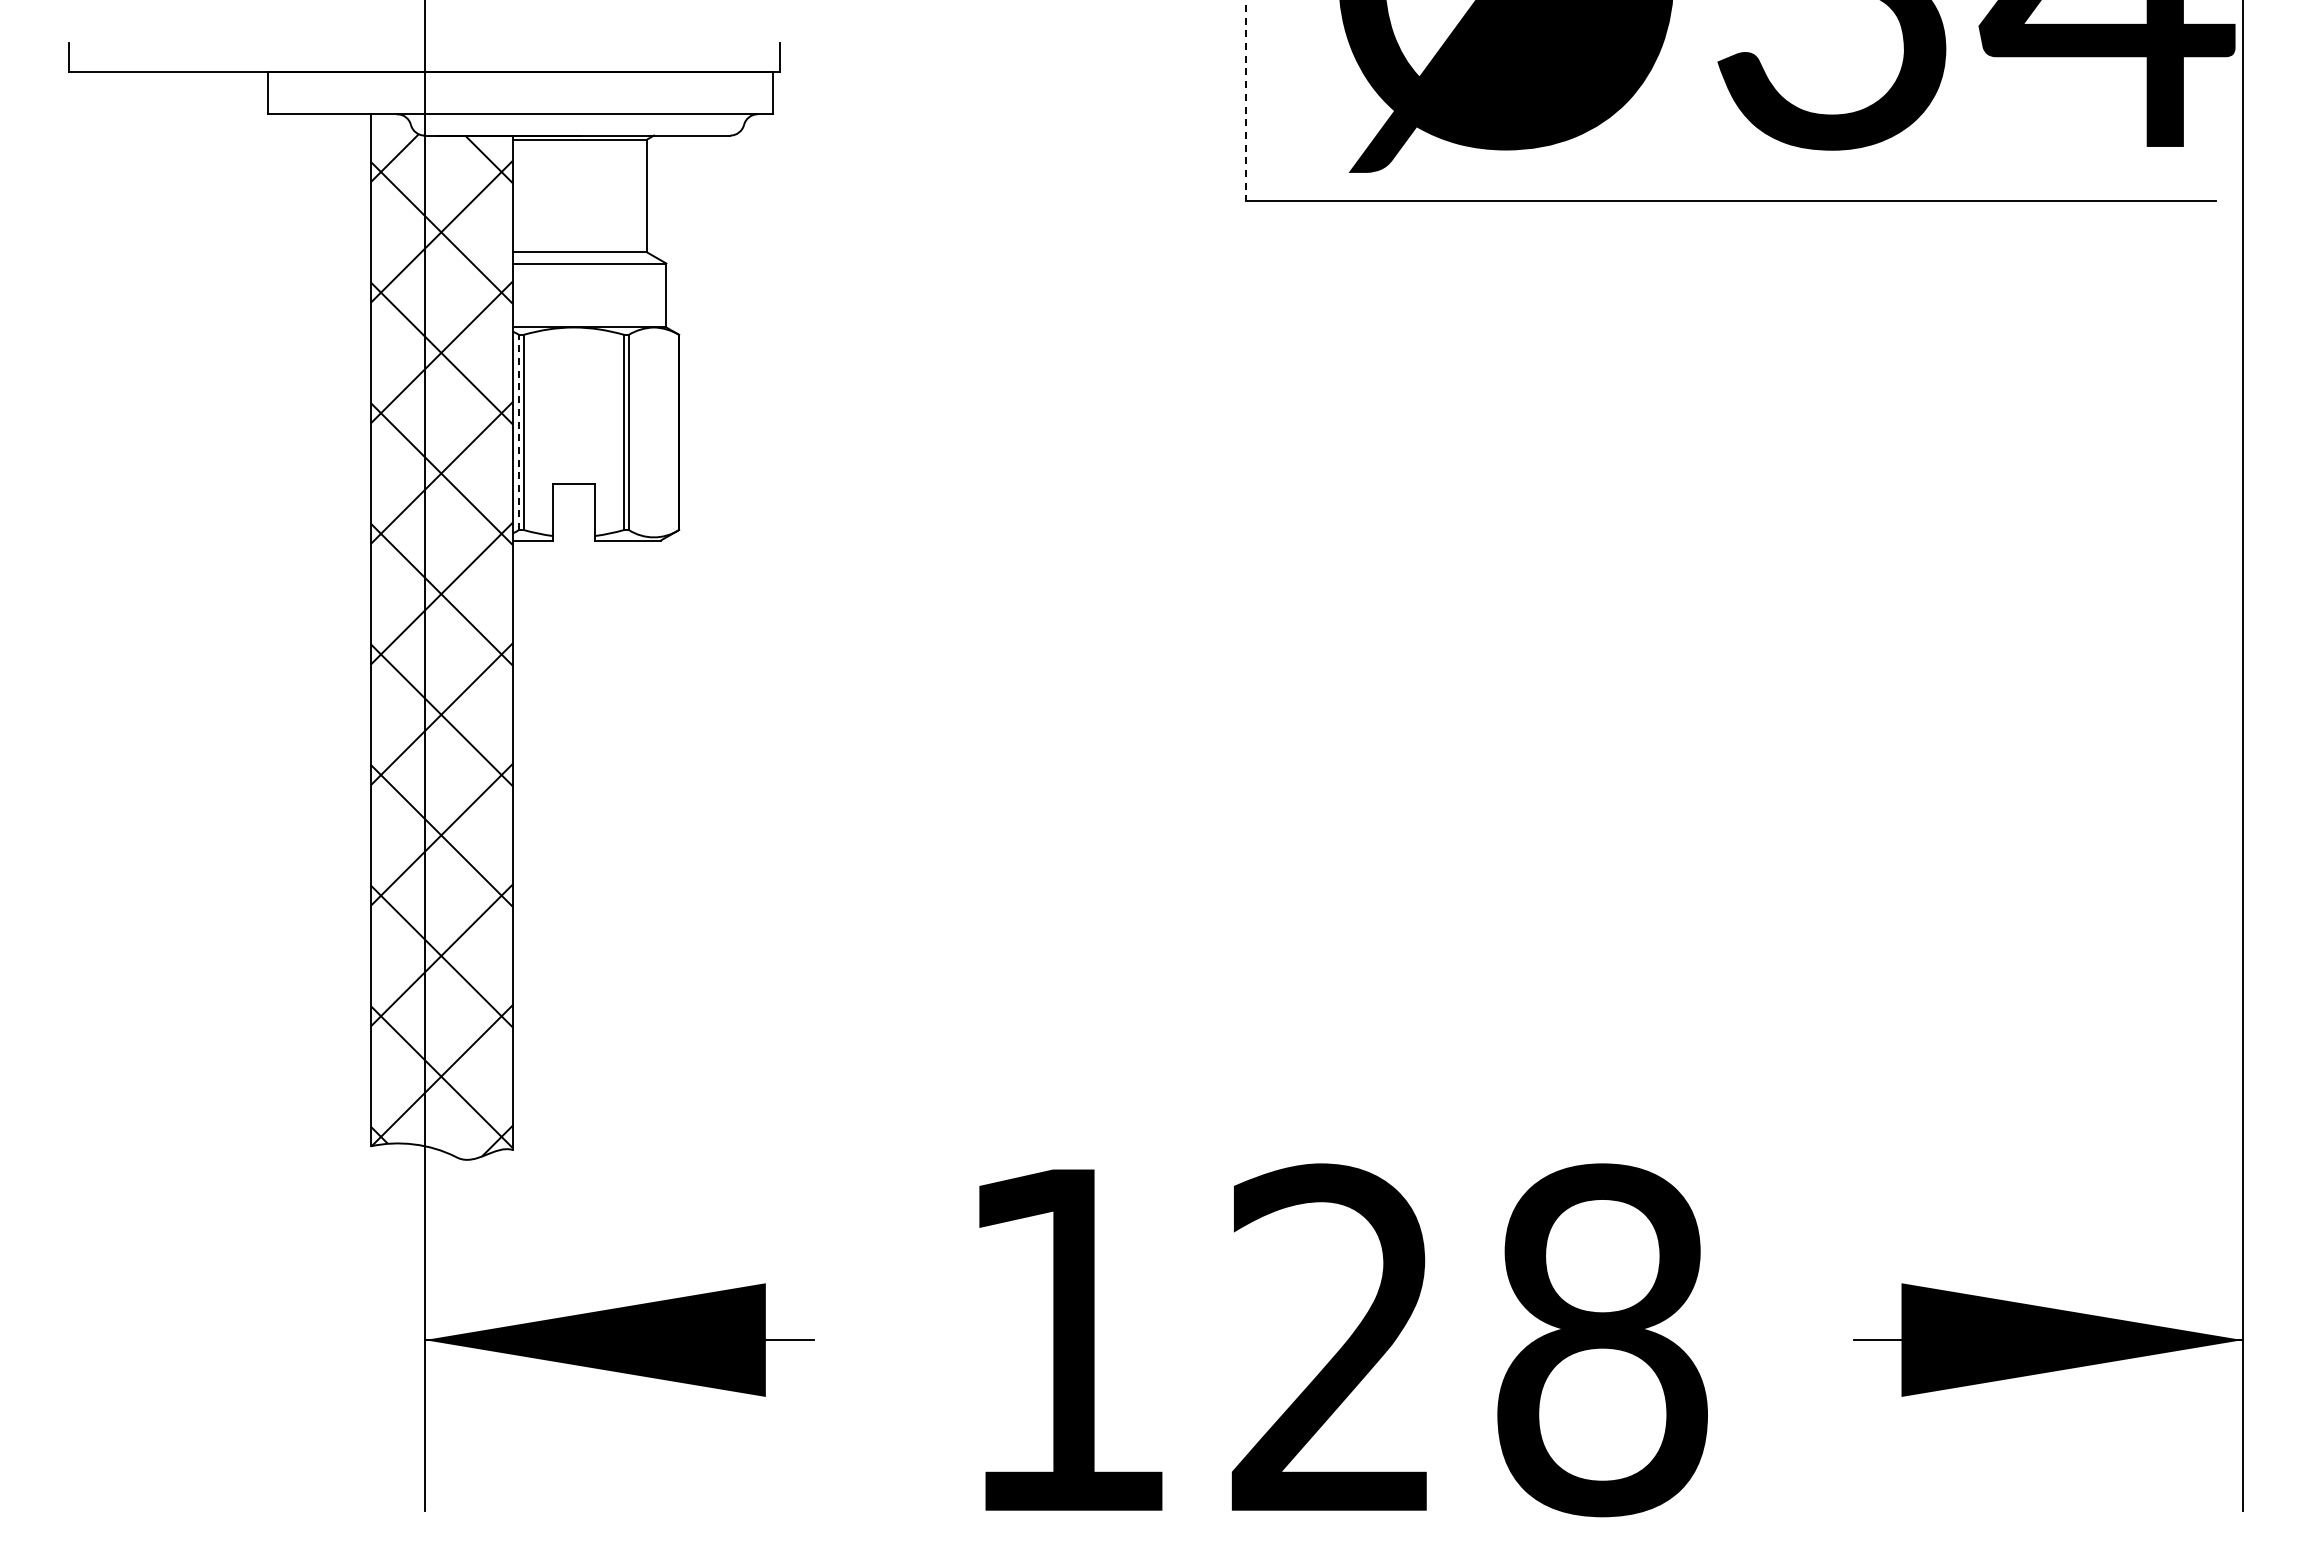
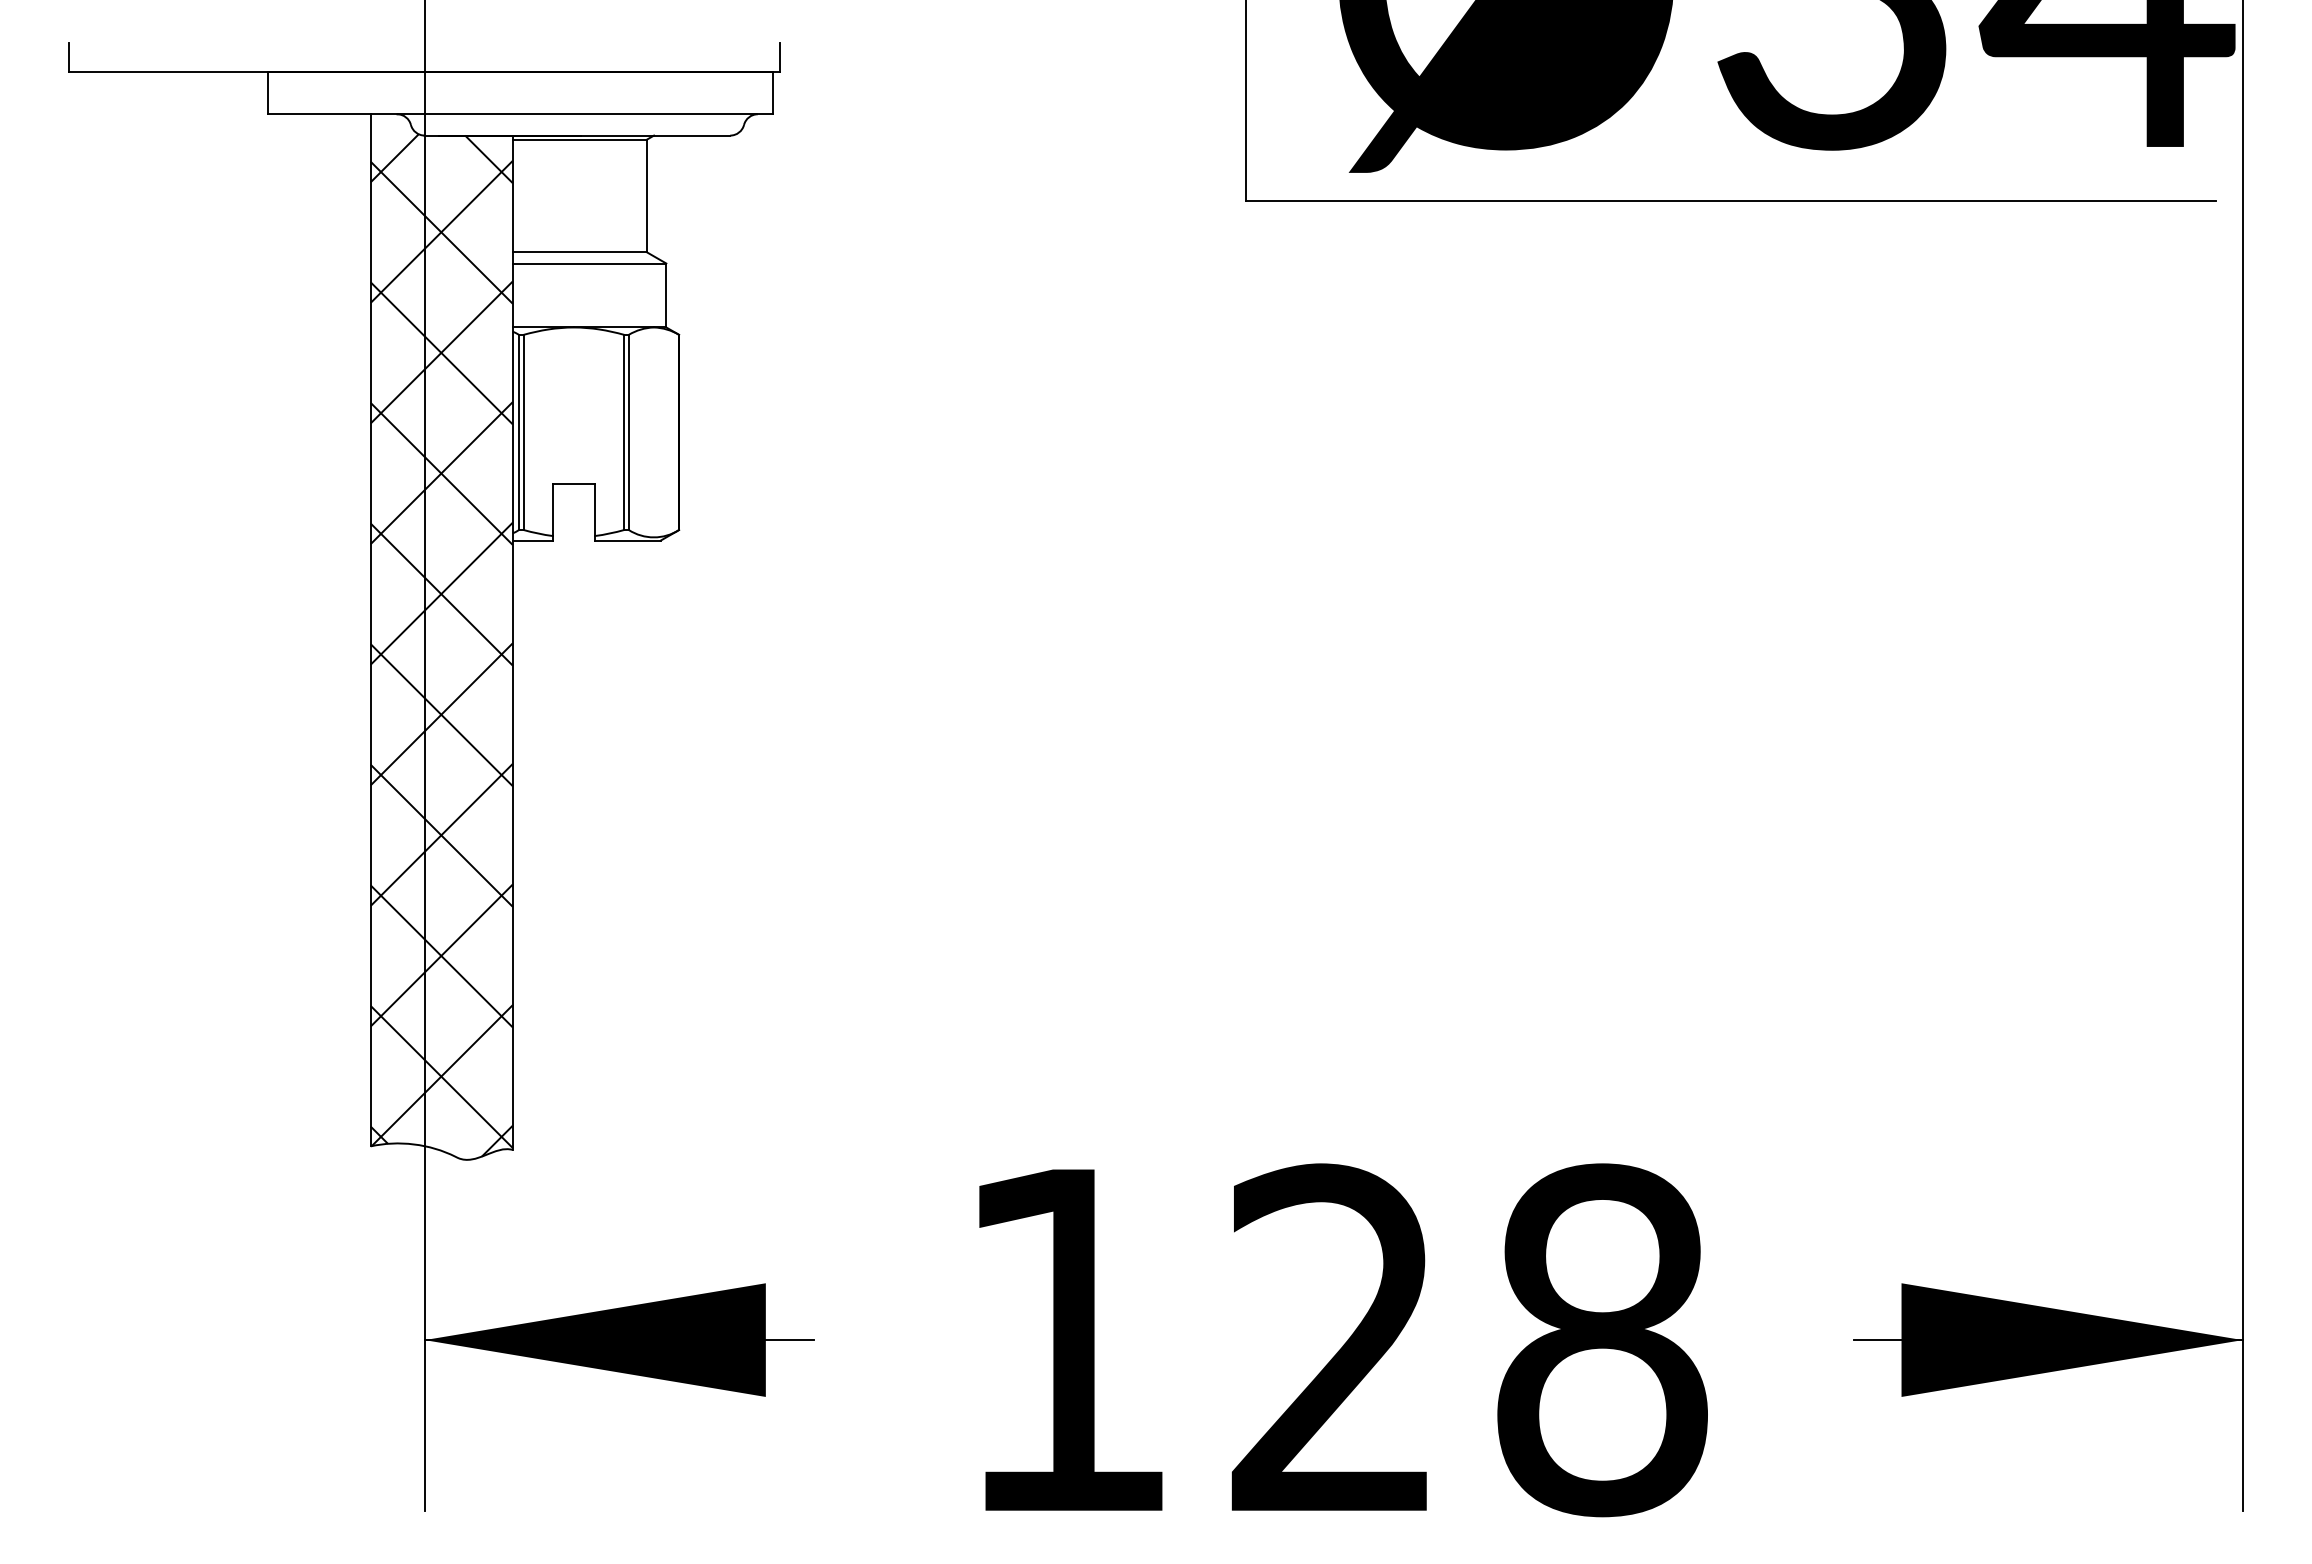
line: dashed -> solid (1245, 101)
line: dashed -> solid (519, 432)
